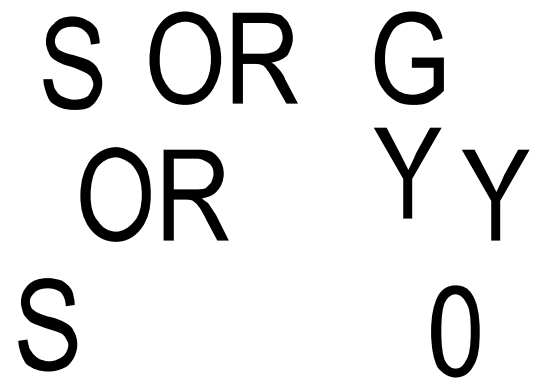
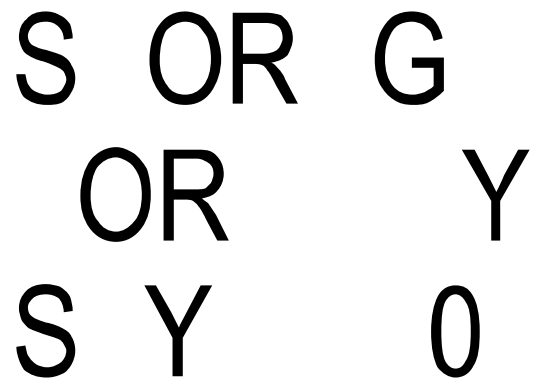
part position: (72, 62) -> (45, 57) (45, 57)
part: present -> none (407, 172)
part position: (47, 324) -> (45, 330) (45, 330)
fill: none -> present (178, 330)
